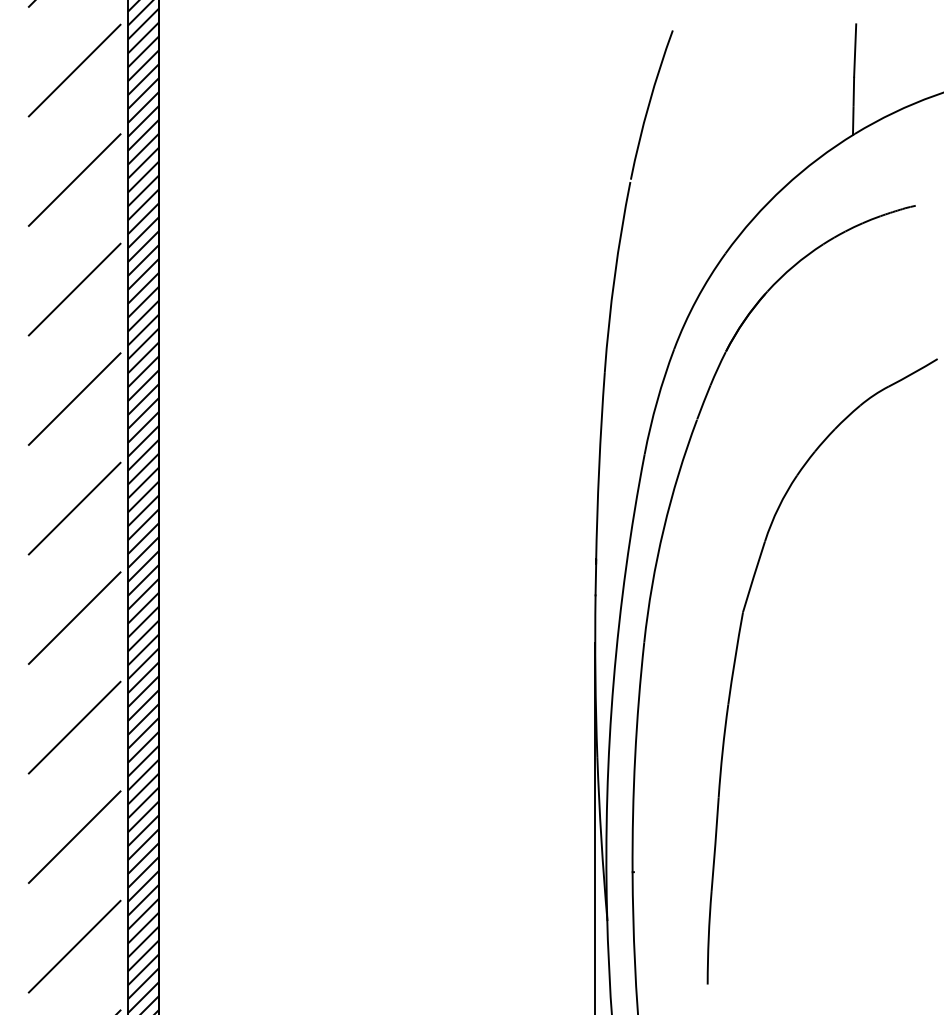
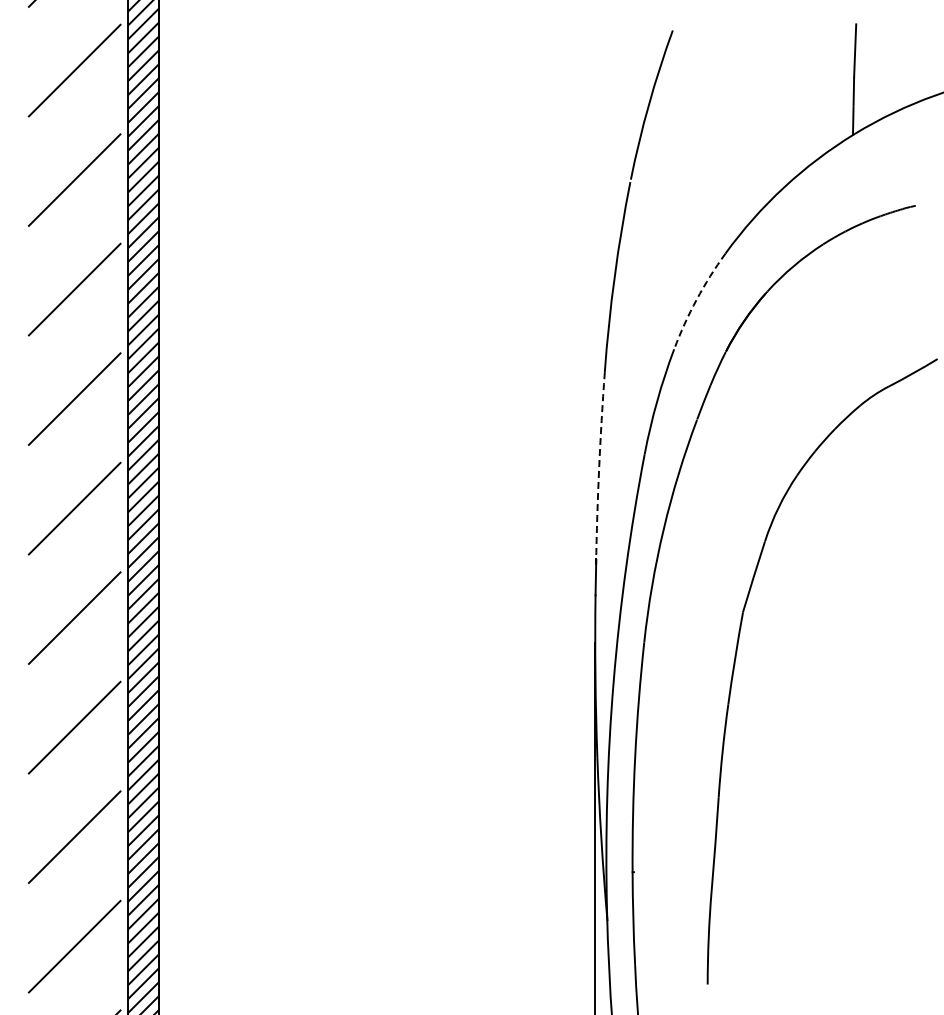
arc: solid -> dashed (696, 299)
arc: solid -> dashed (599, 468)
